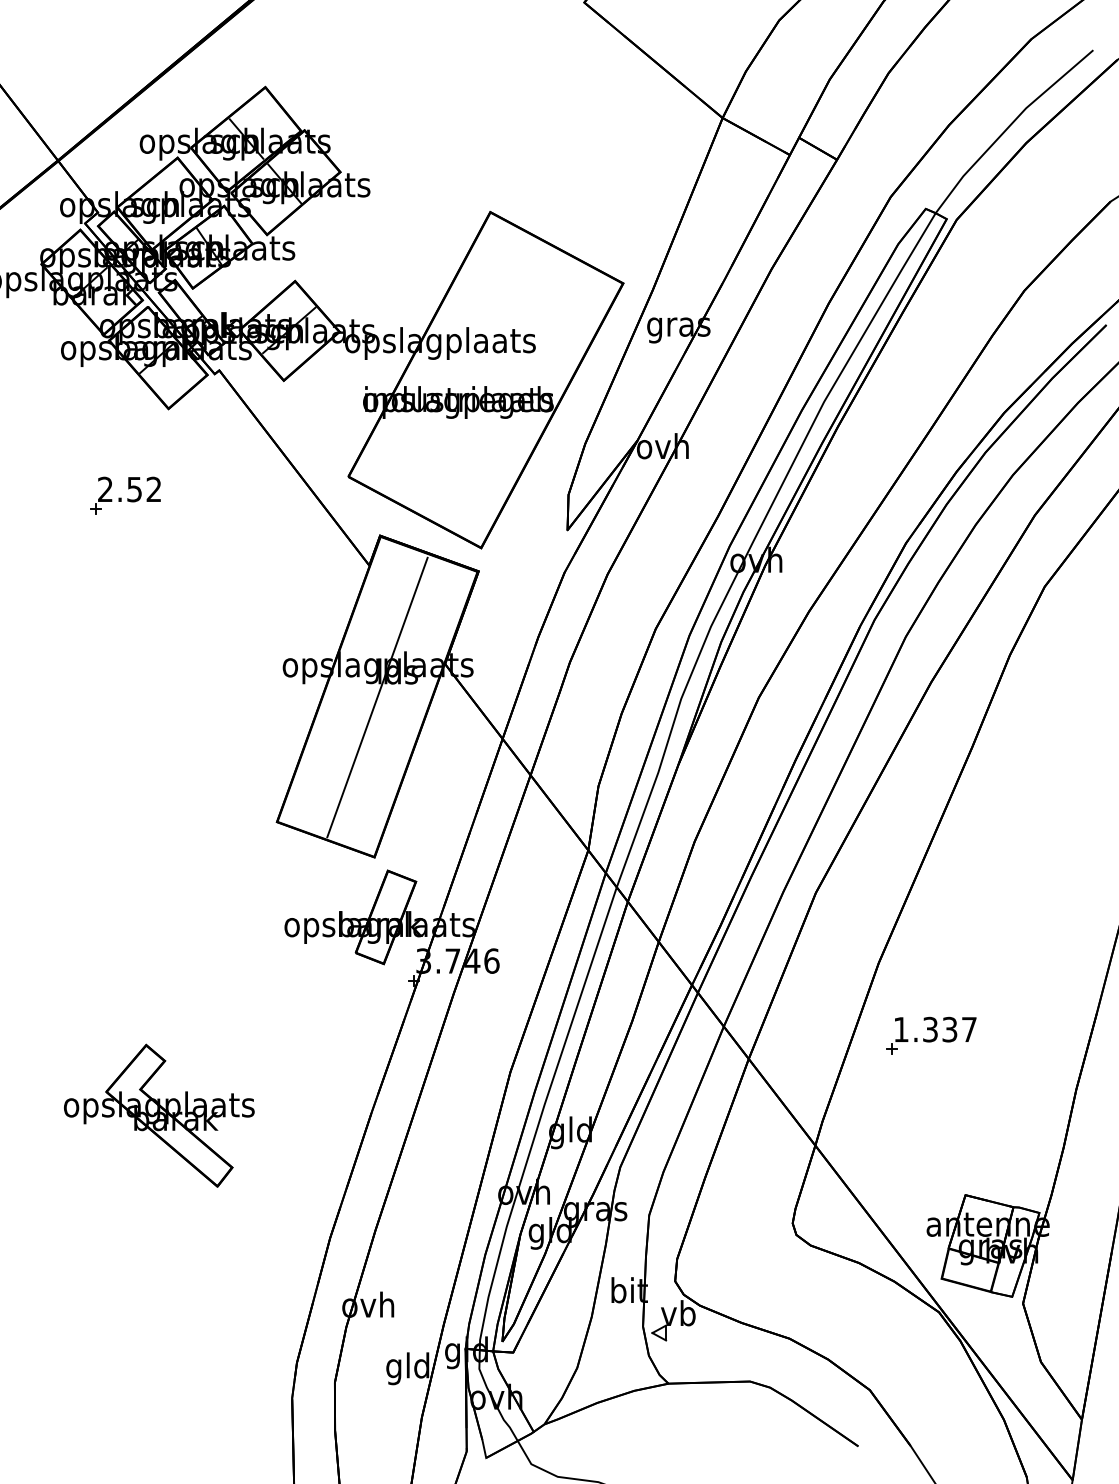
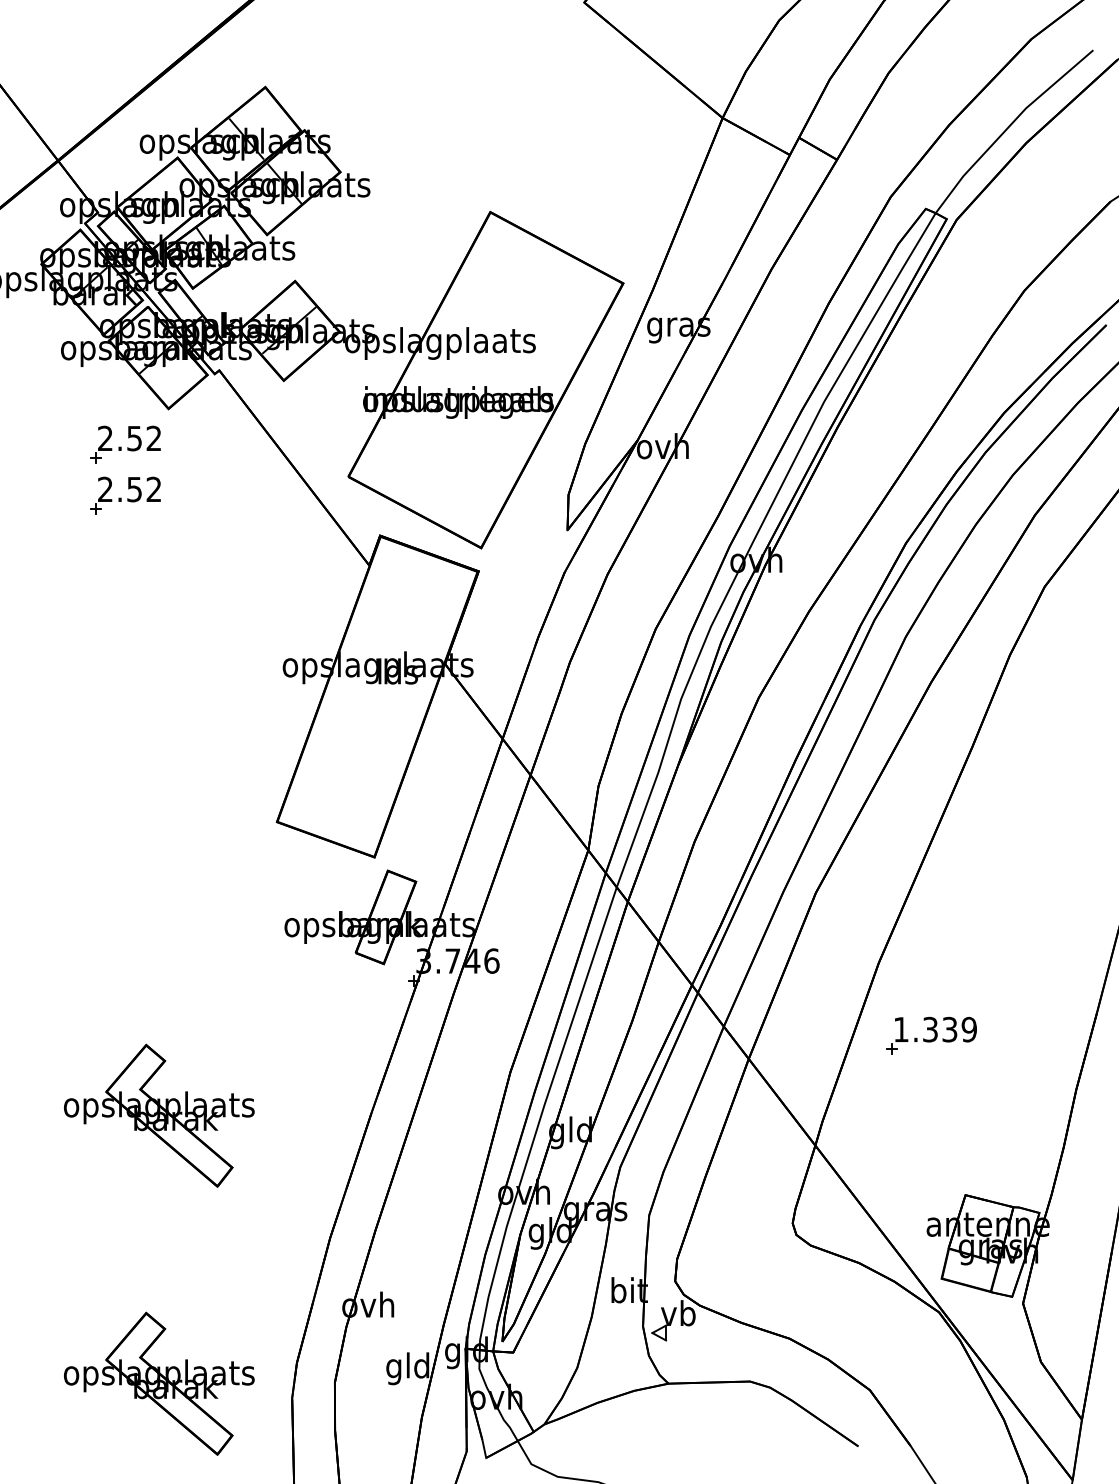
part: none -> present (125, 444)
line: present -> none (377, 697)
text: 1.337 -> 1.339 (968, 1029)
part: none -> present (159, 1383)
